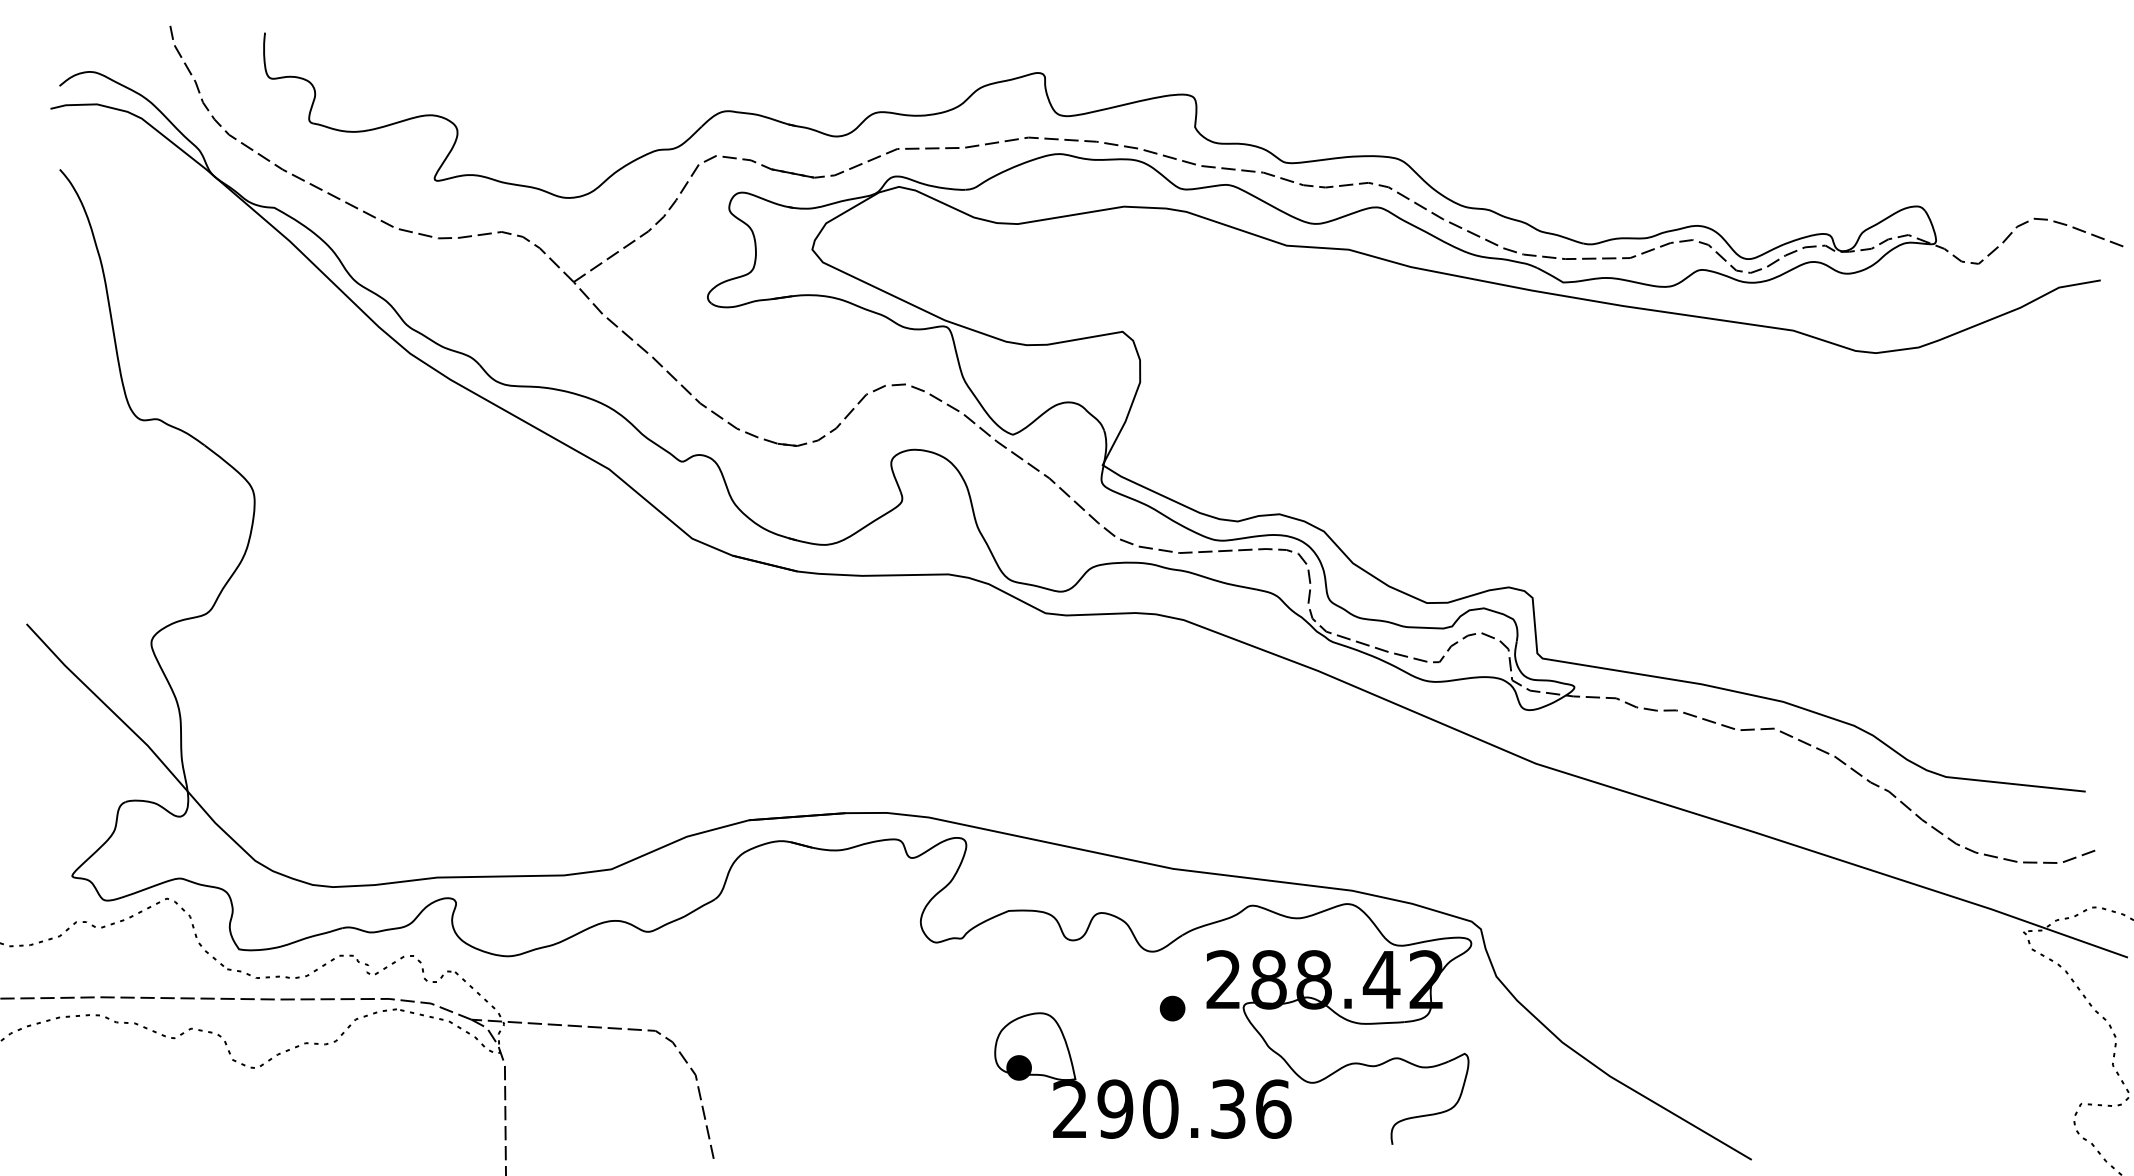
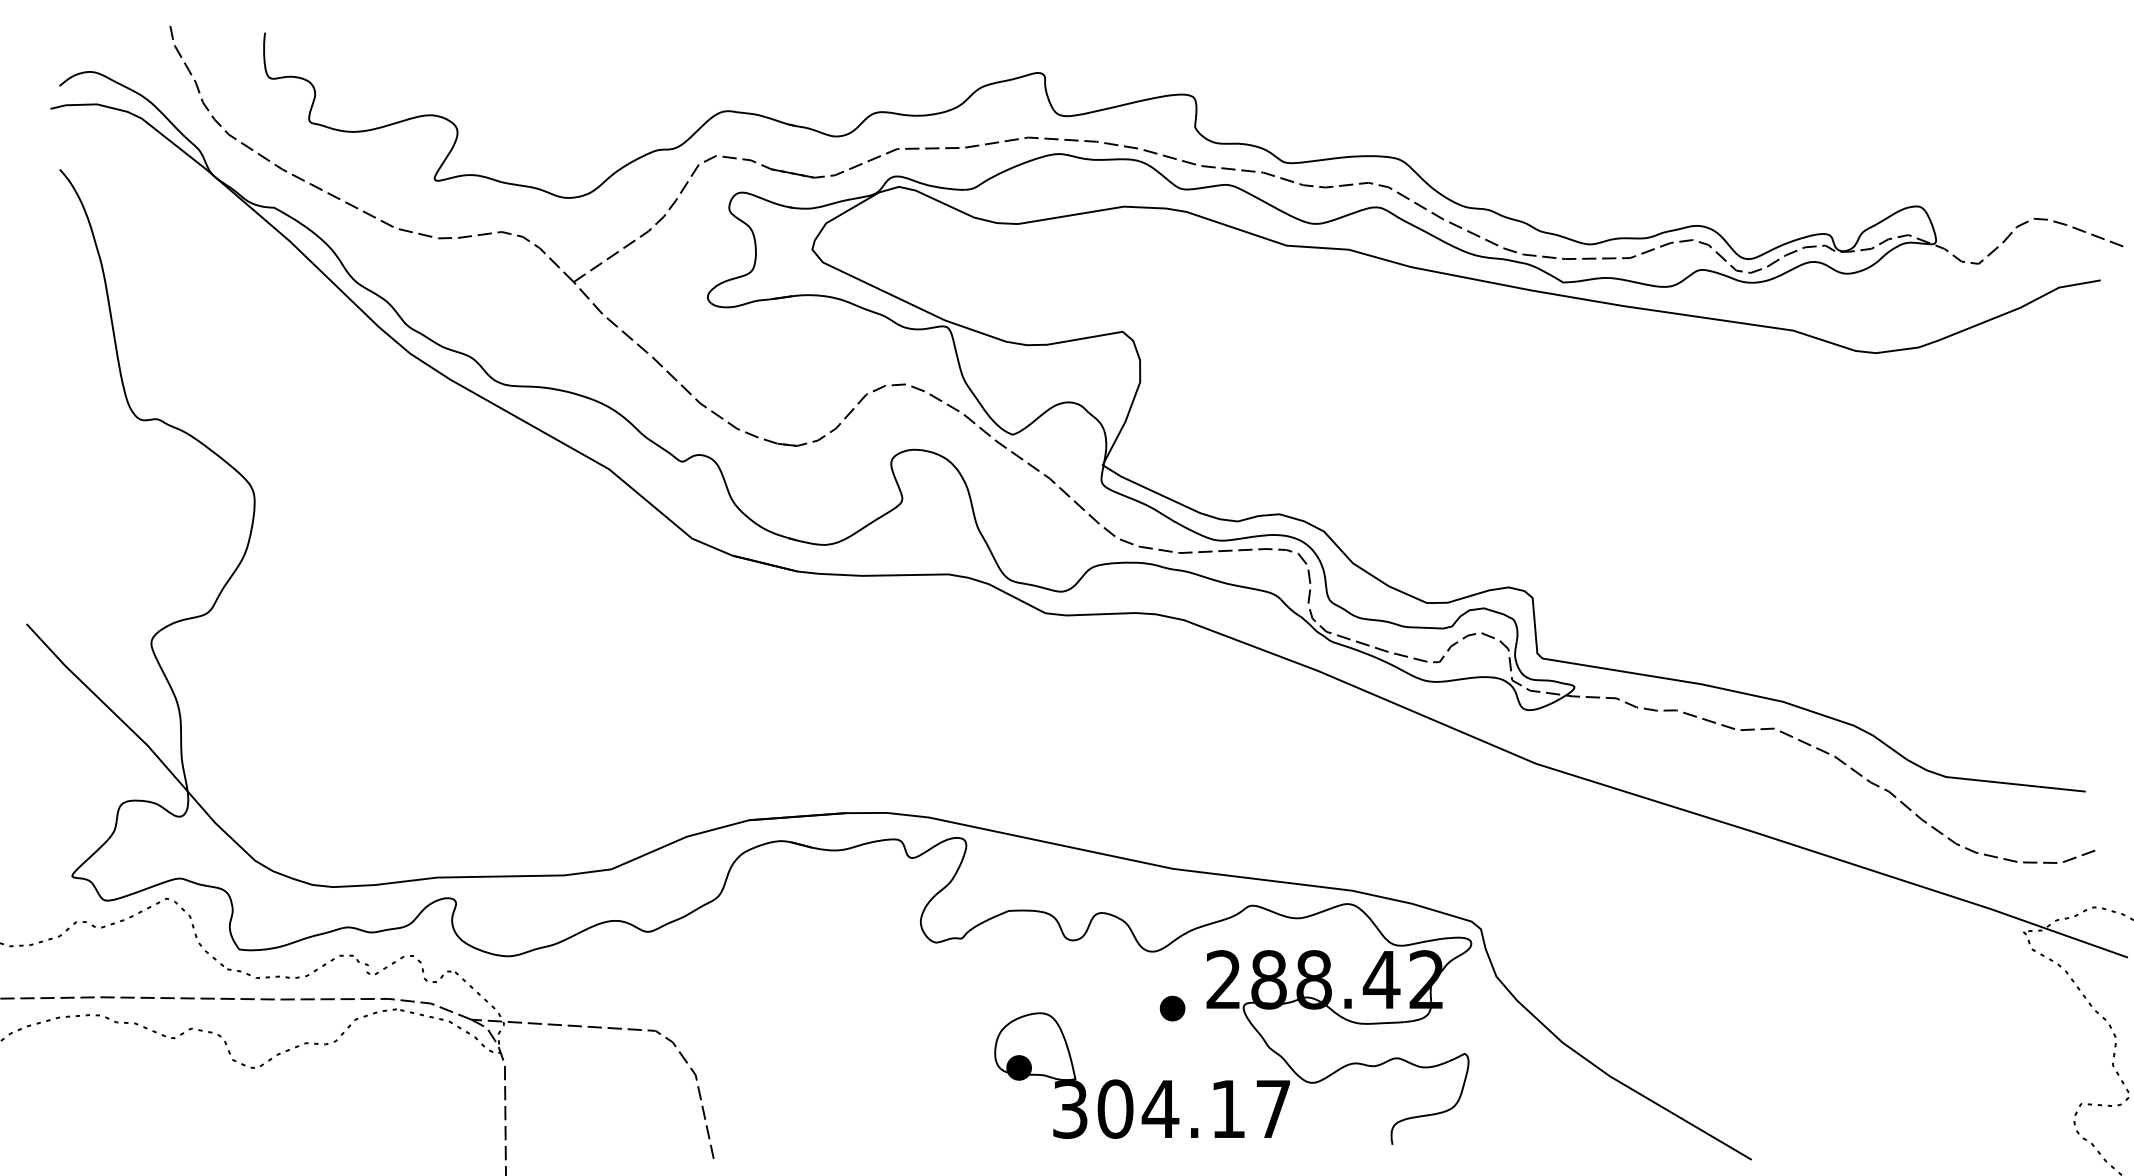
text: 290.36 -> 304.17 (1172, 1108)
